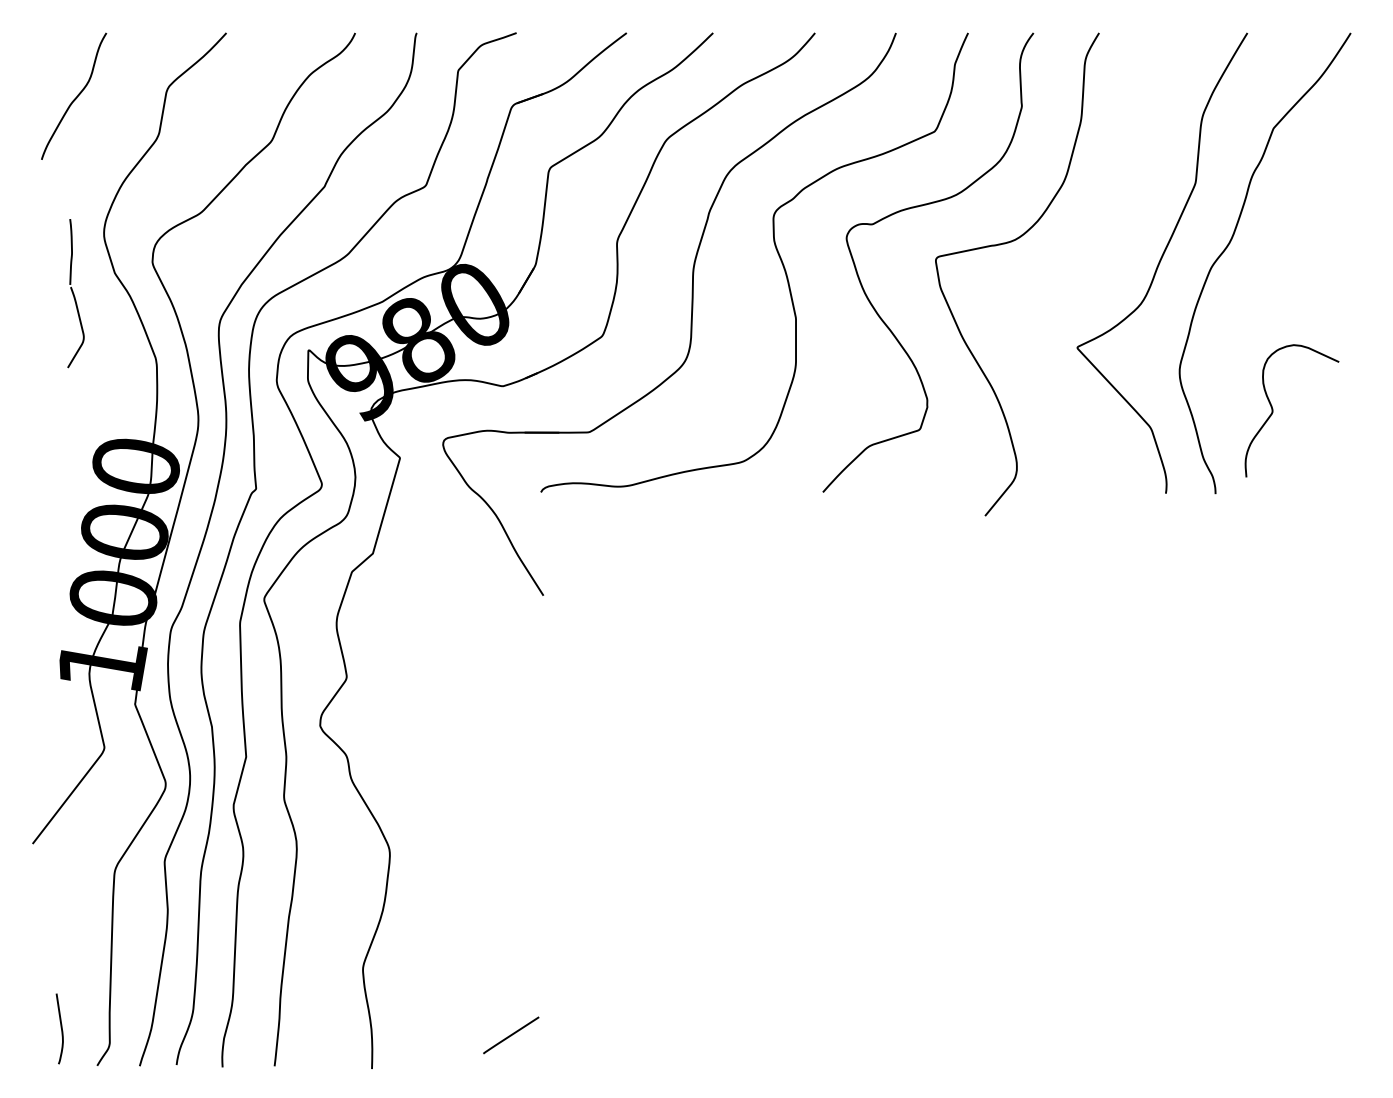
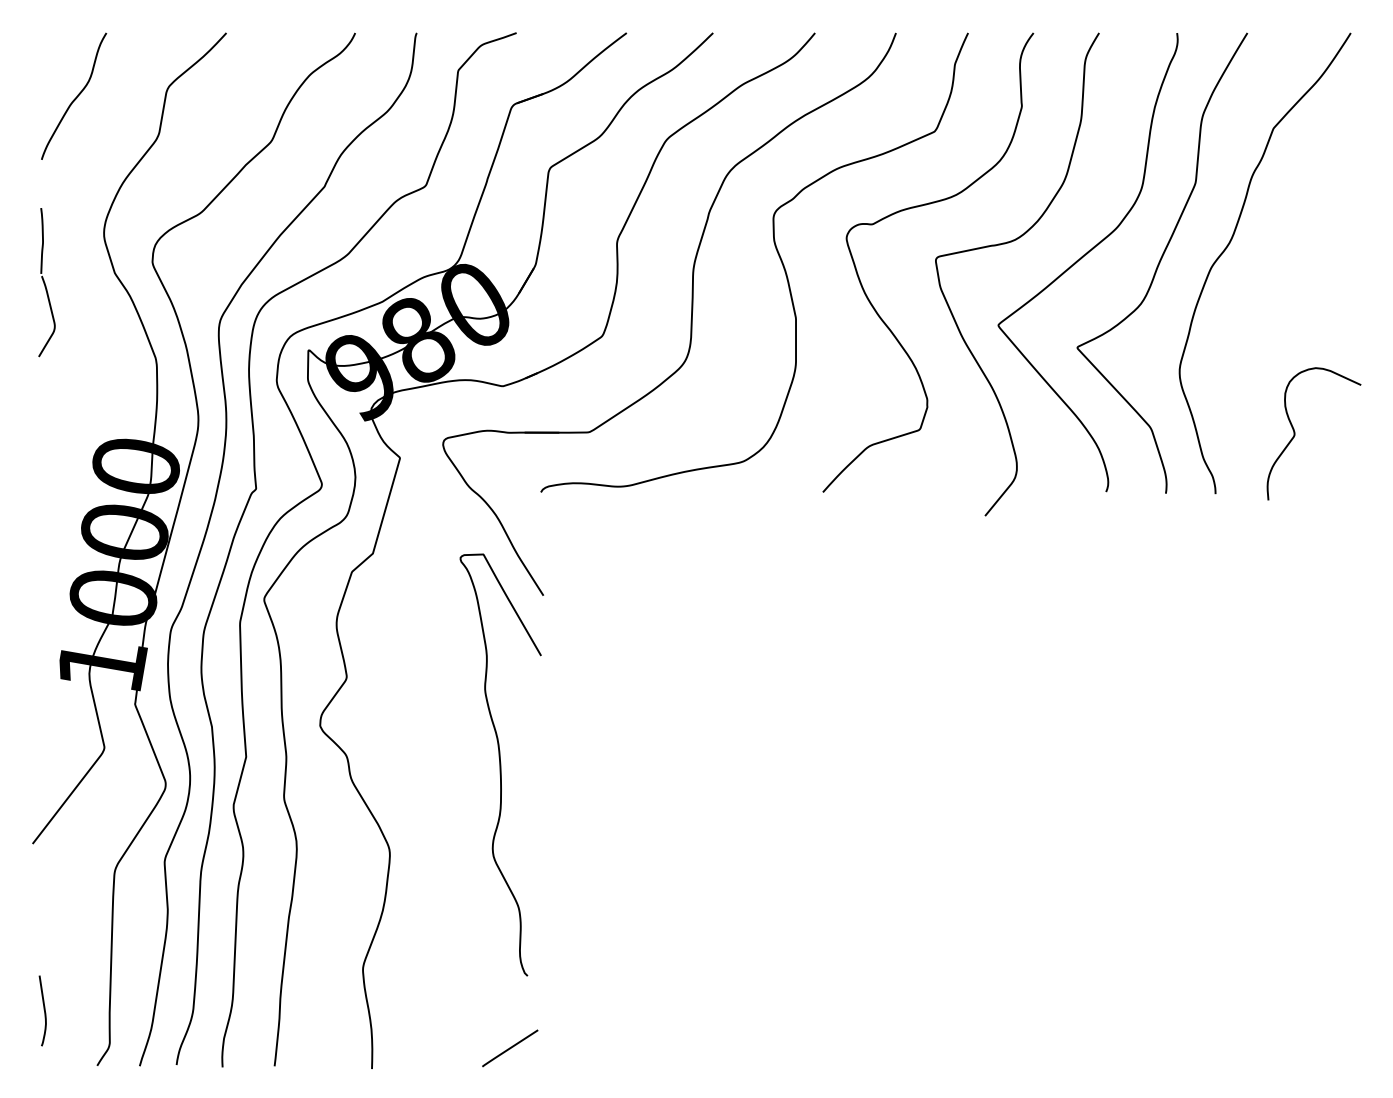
curve: none -> present (1083, 257)
part position: (75, 293) -> (46, 282) (46, 282)
curve position: (1273, 410) -> (1295, 433) (1295, 433)
curve: none -> present (500, 764)
curve position: (60, 1027) -> (43, 1009) (43, 1009)
line position: (511, 1035) -> (510, 1048) (510, 1048)
